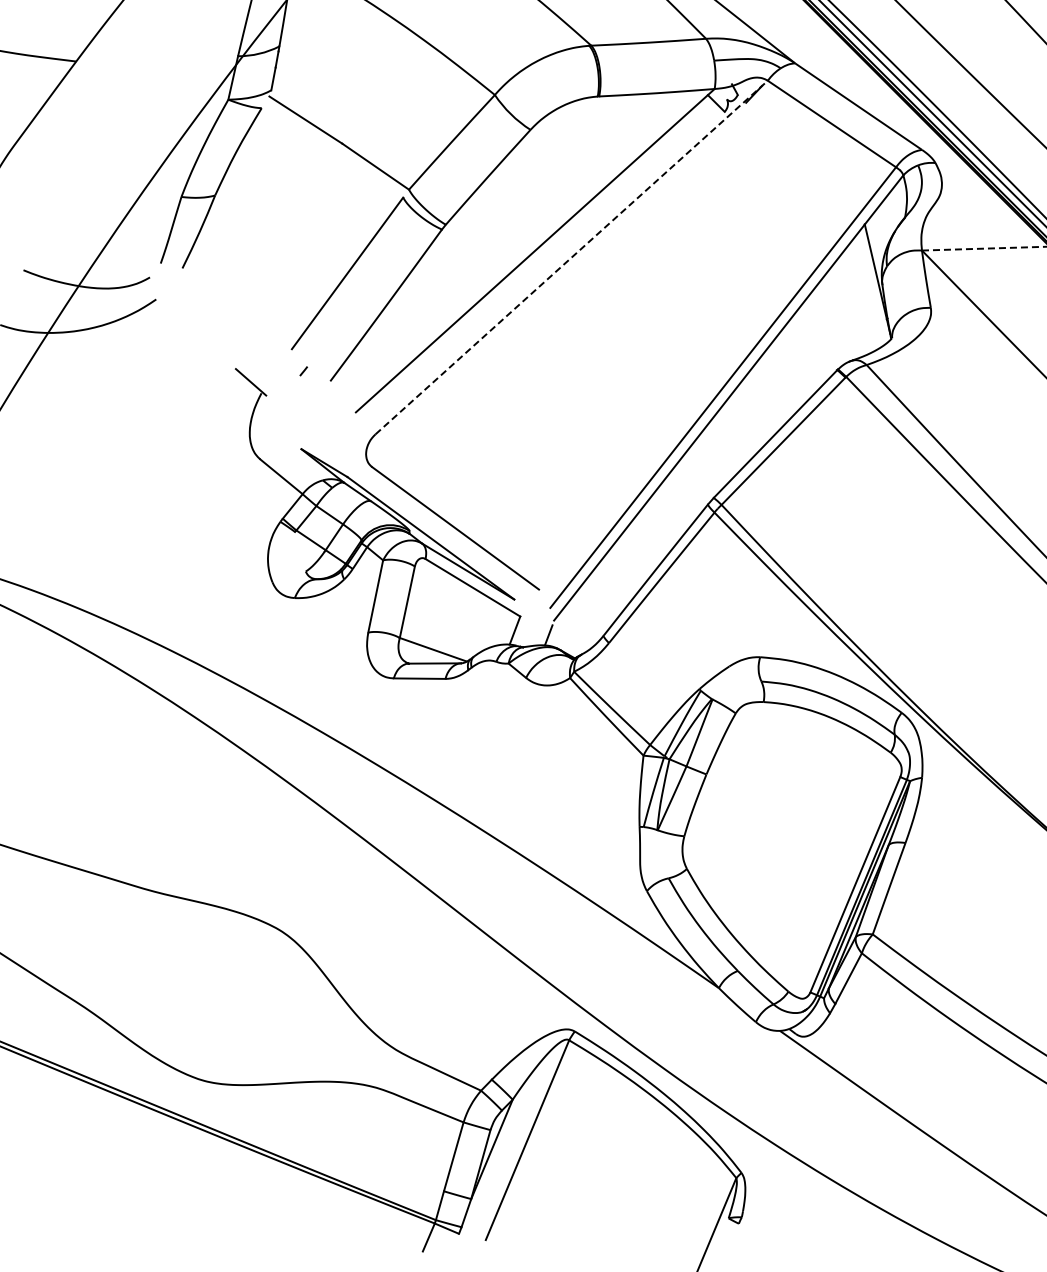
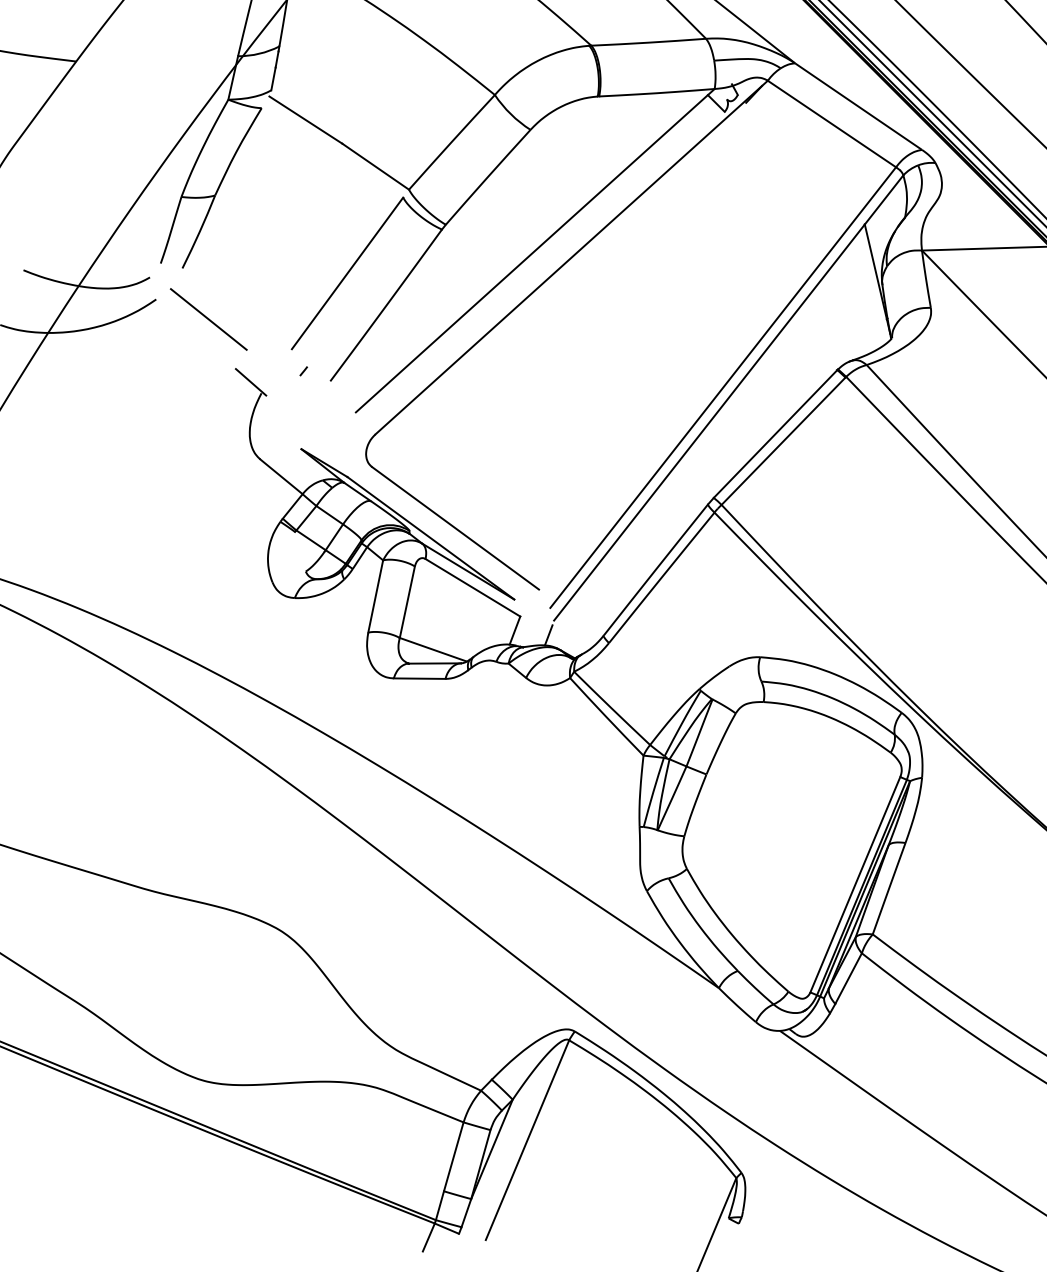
line: dashed -> solid (984, 248)
line: dashed -> solid (572, 257)
line: none -> present (208, 319)
